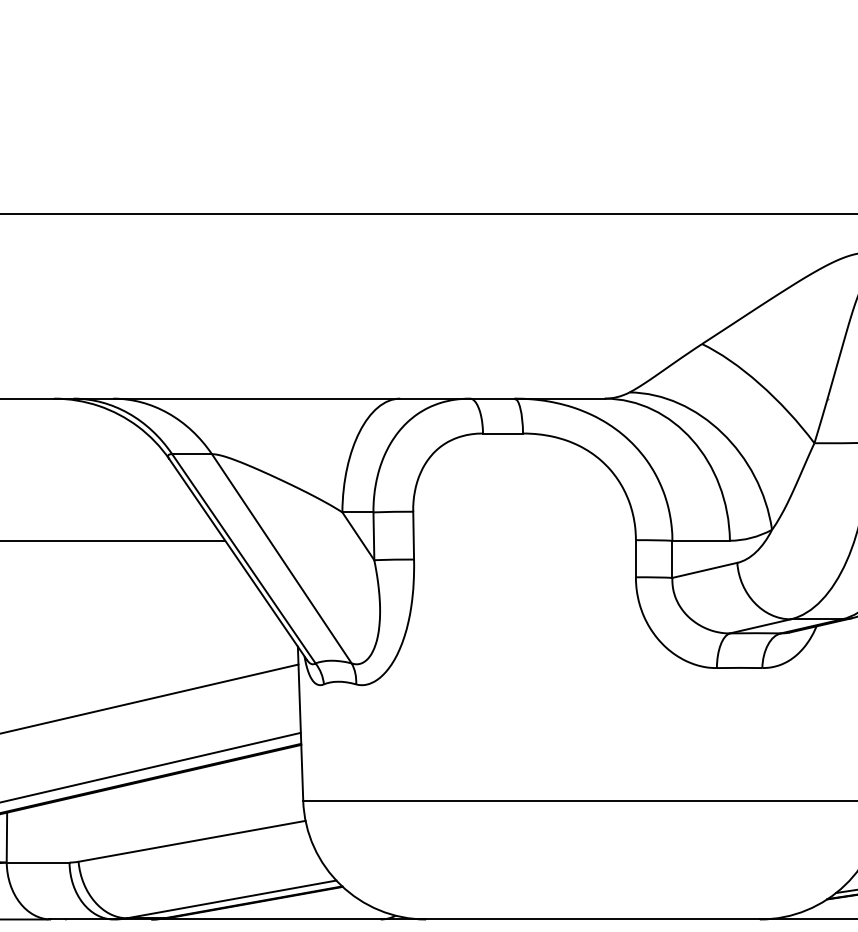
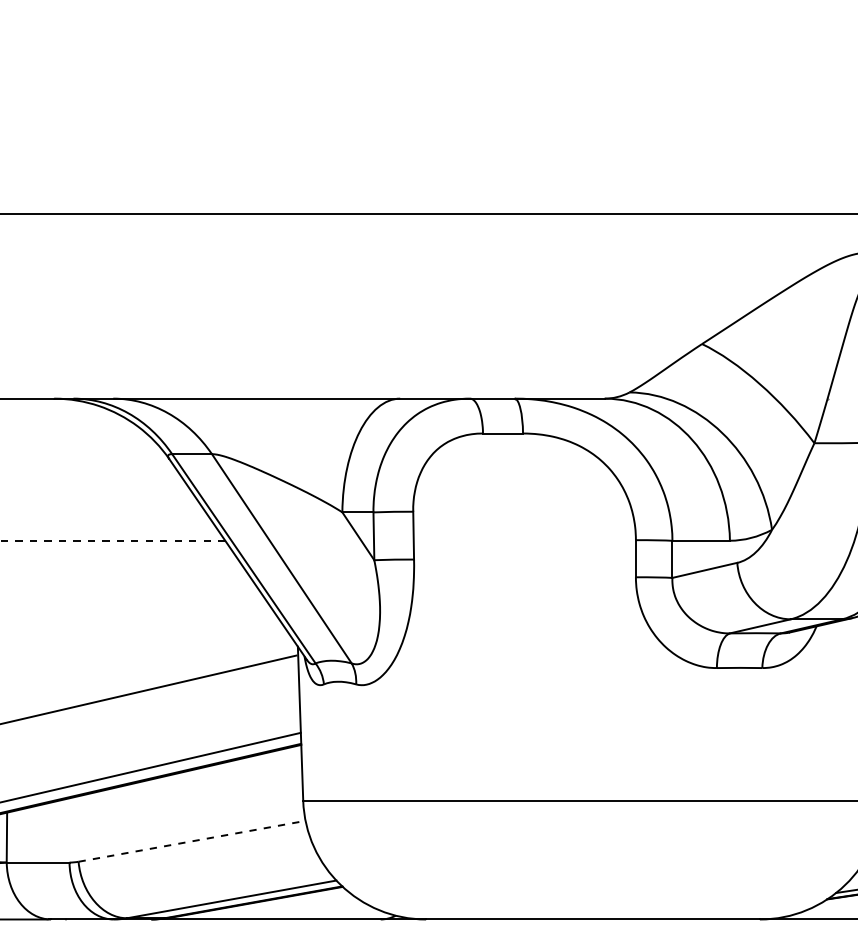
line: solid -> dashed (112, 540)
line position: (150, 698) -> (149, 689) (149, 689)
line: solid -> dashed (192, 841)
